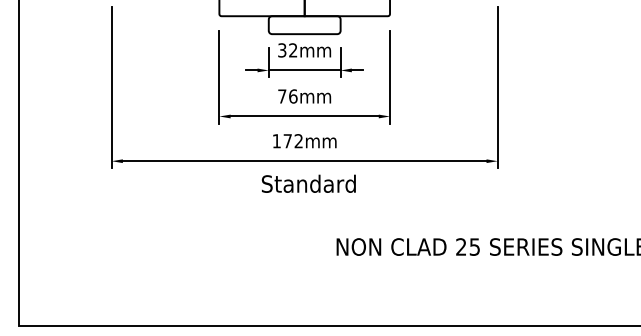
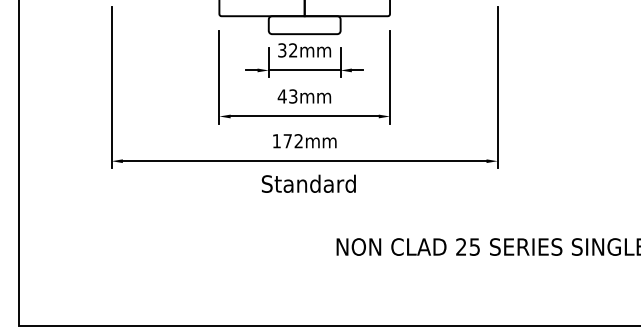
text: 76mm -> 43mm (287, 96)
